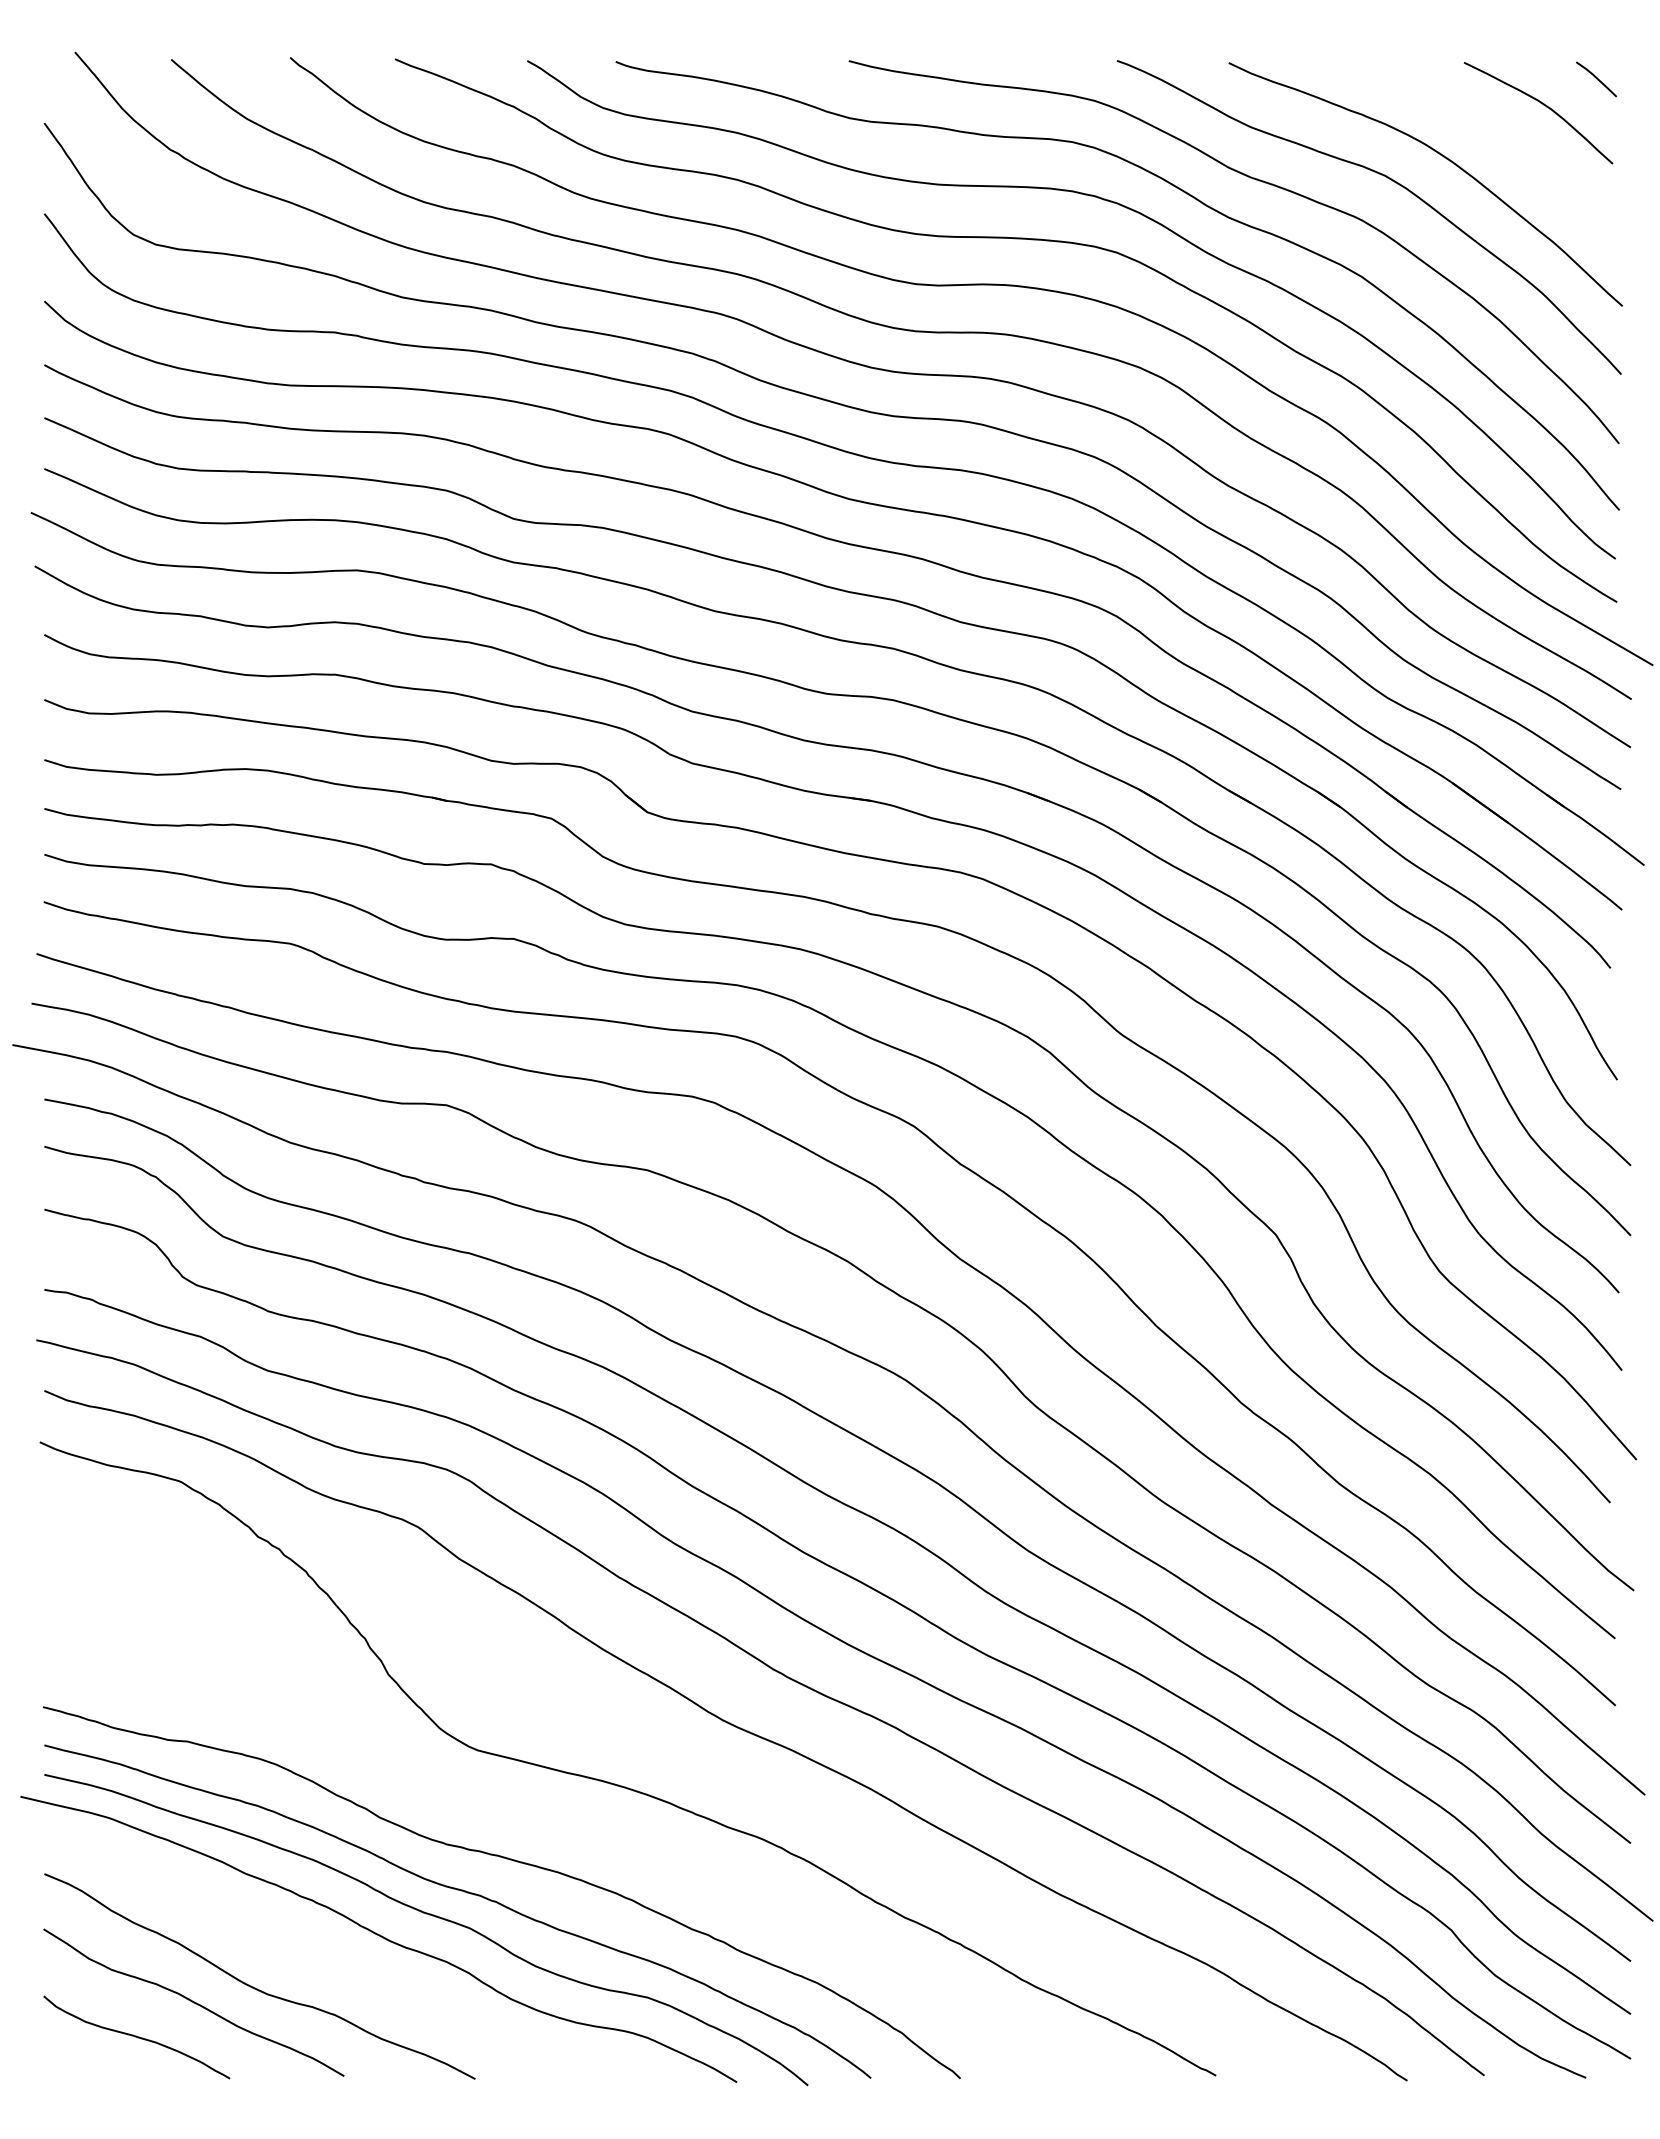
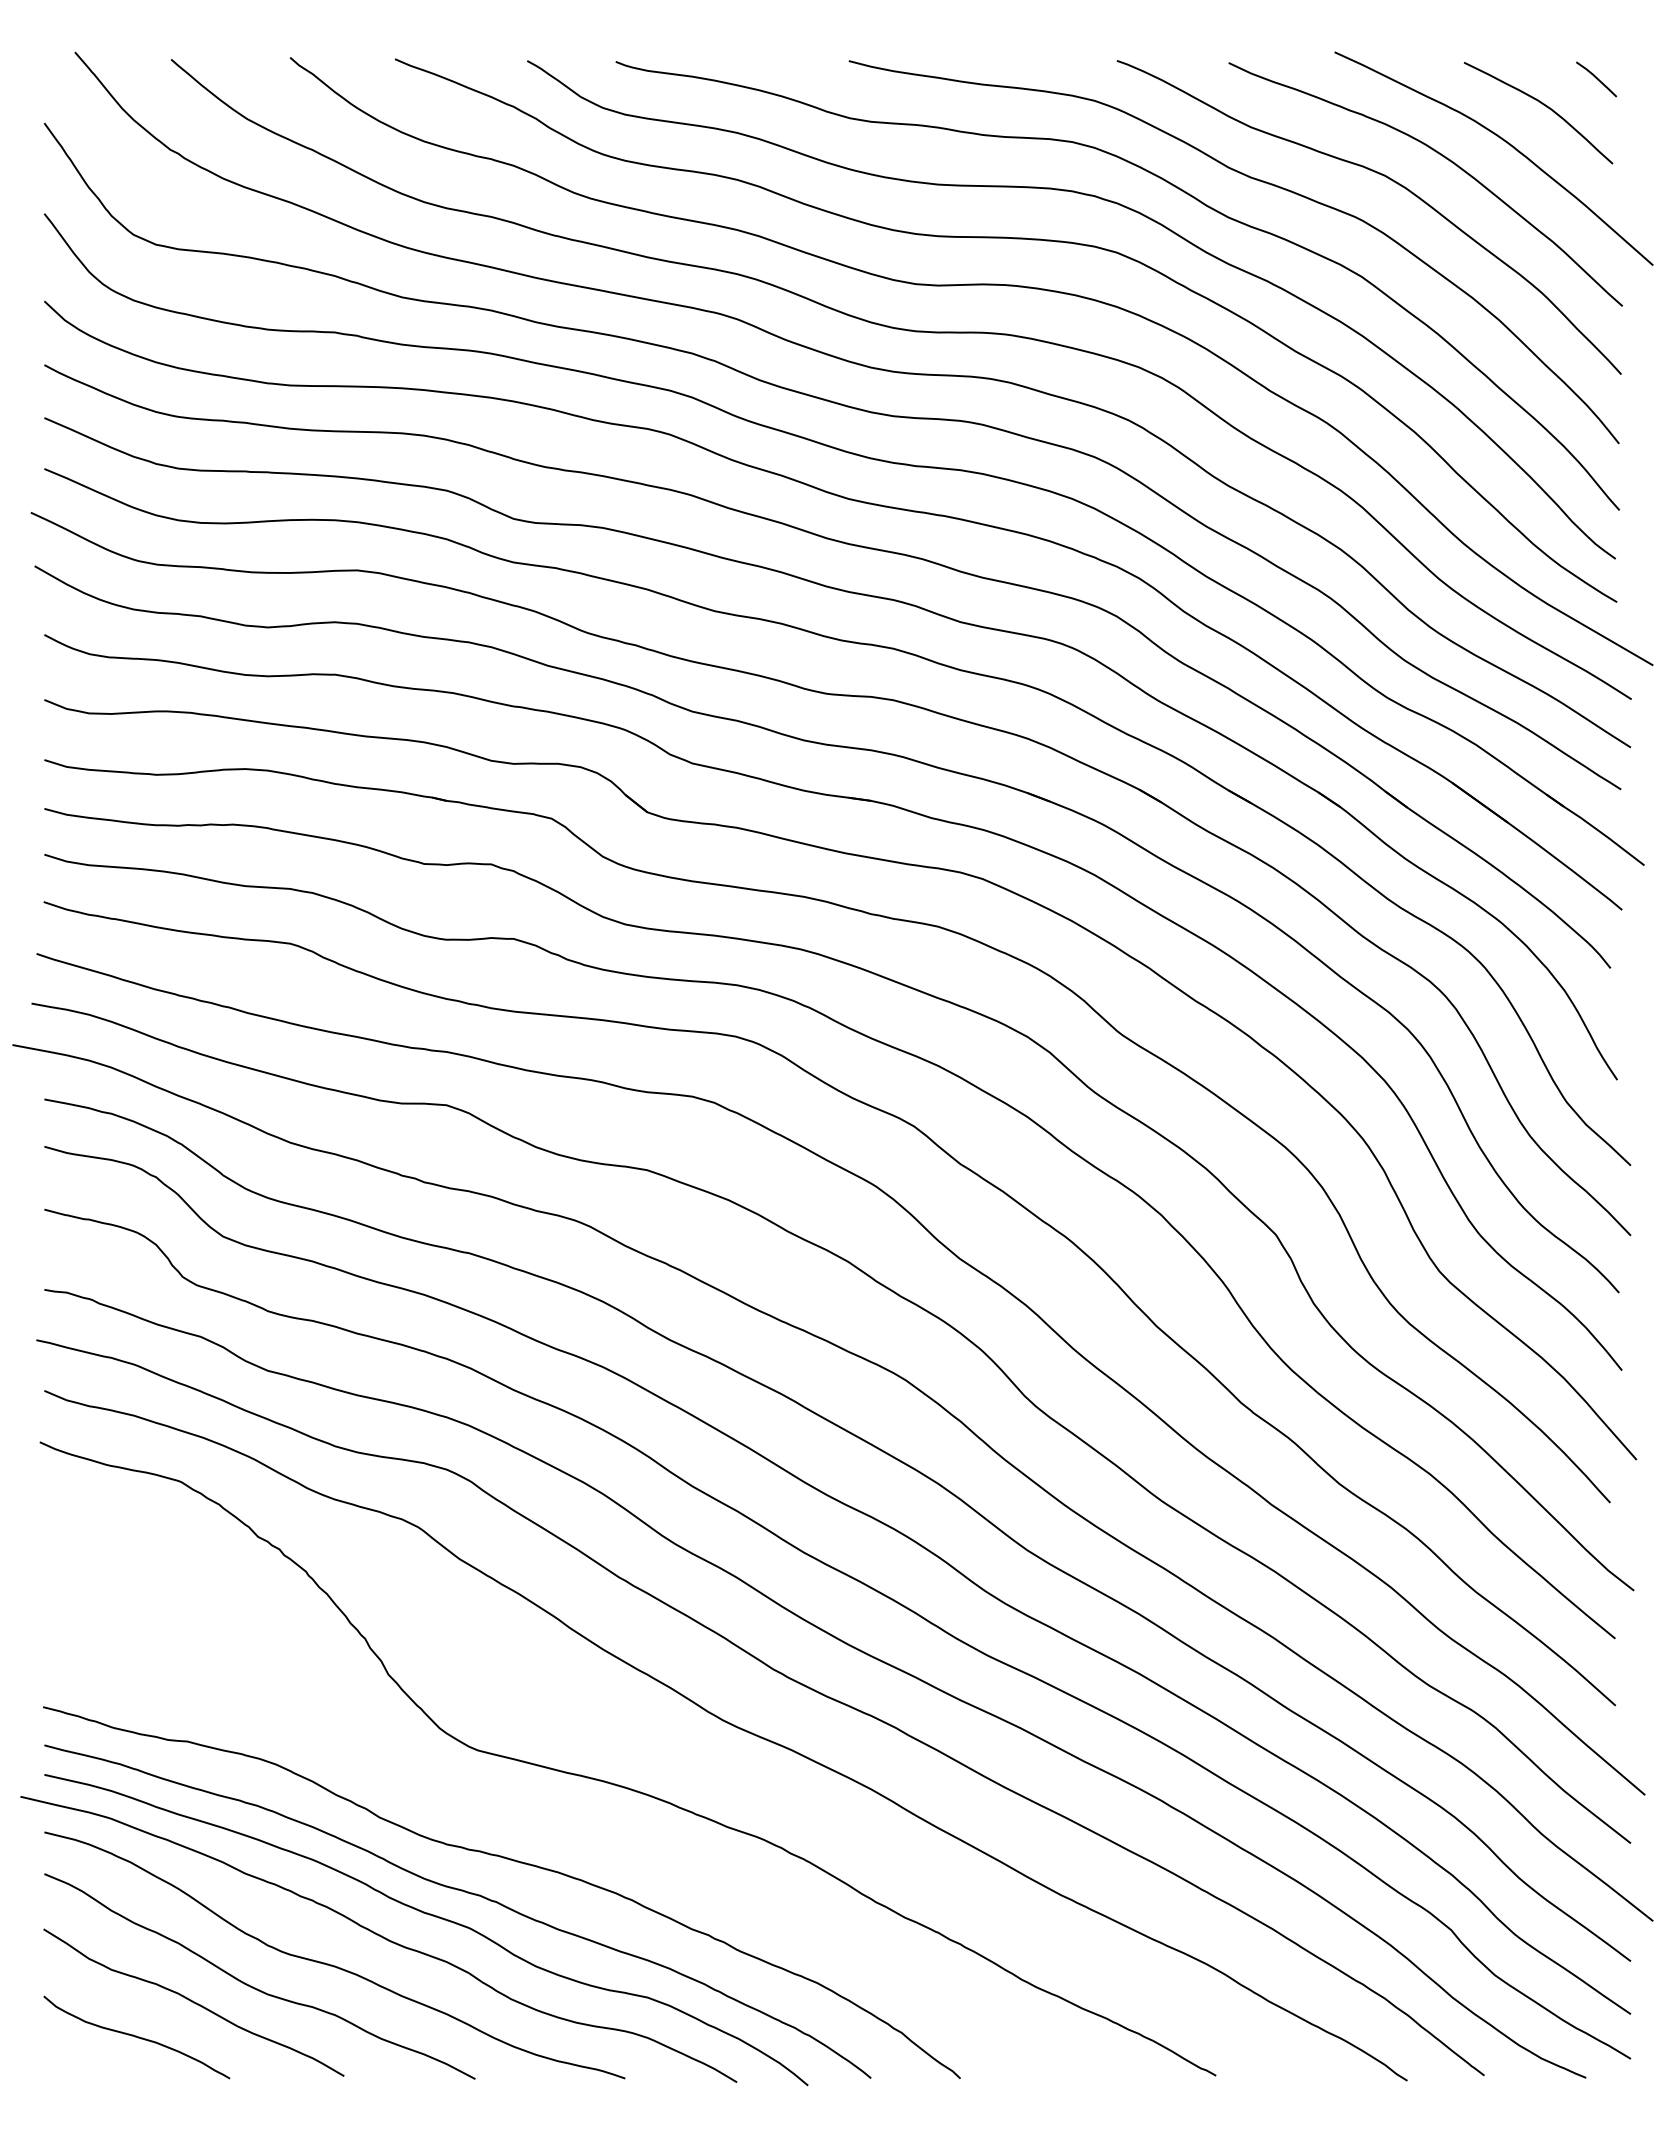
curve: none -> present (1506, 143)
curve: none -> present (332, 1964)
